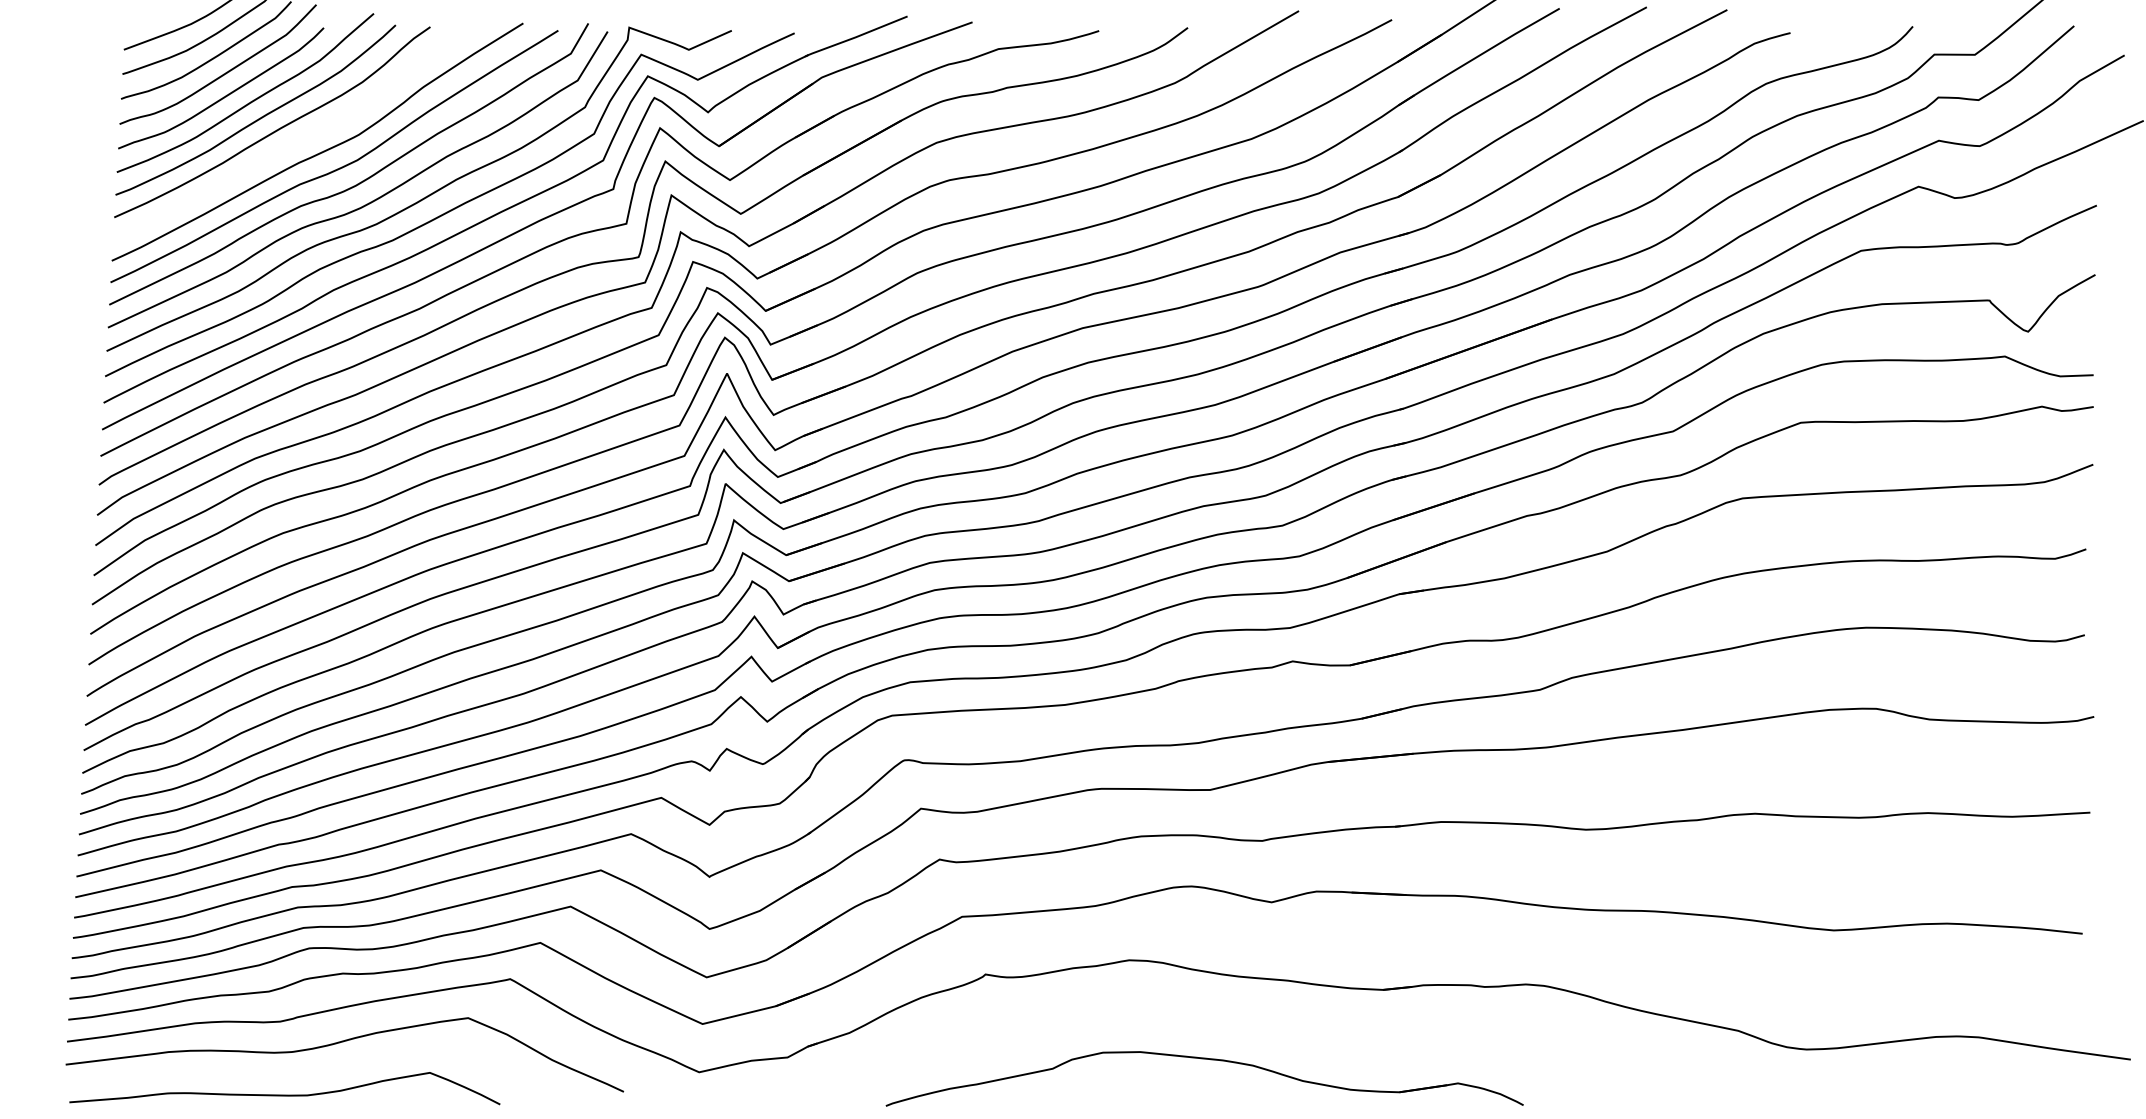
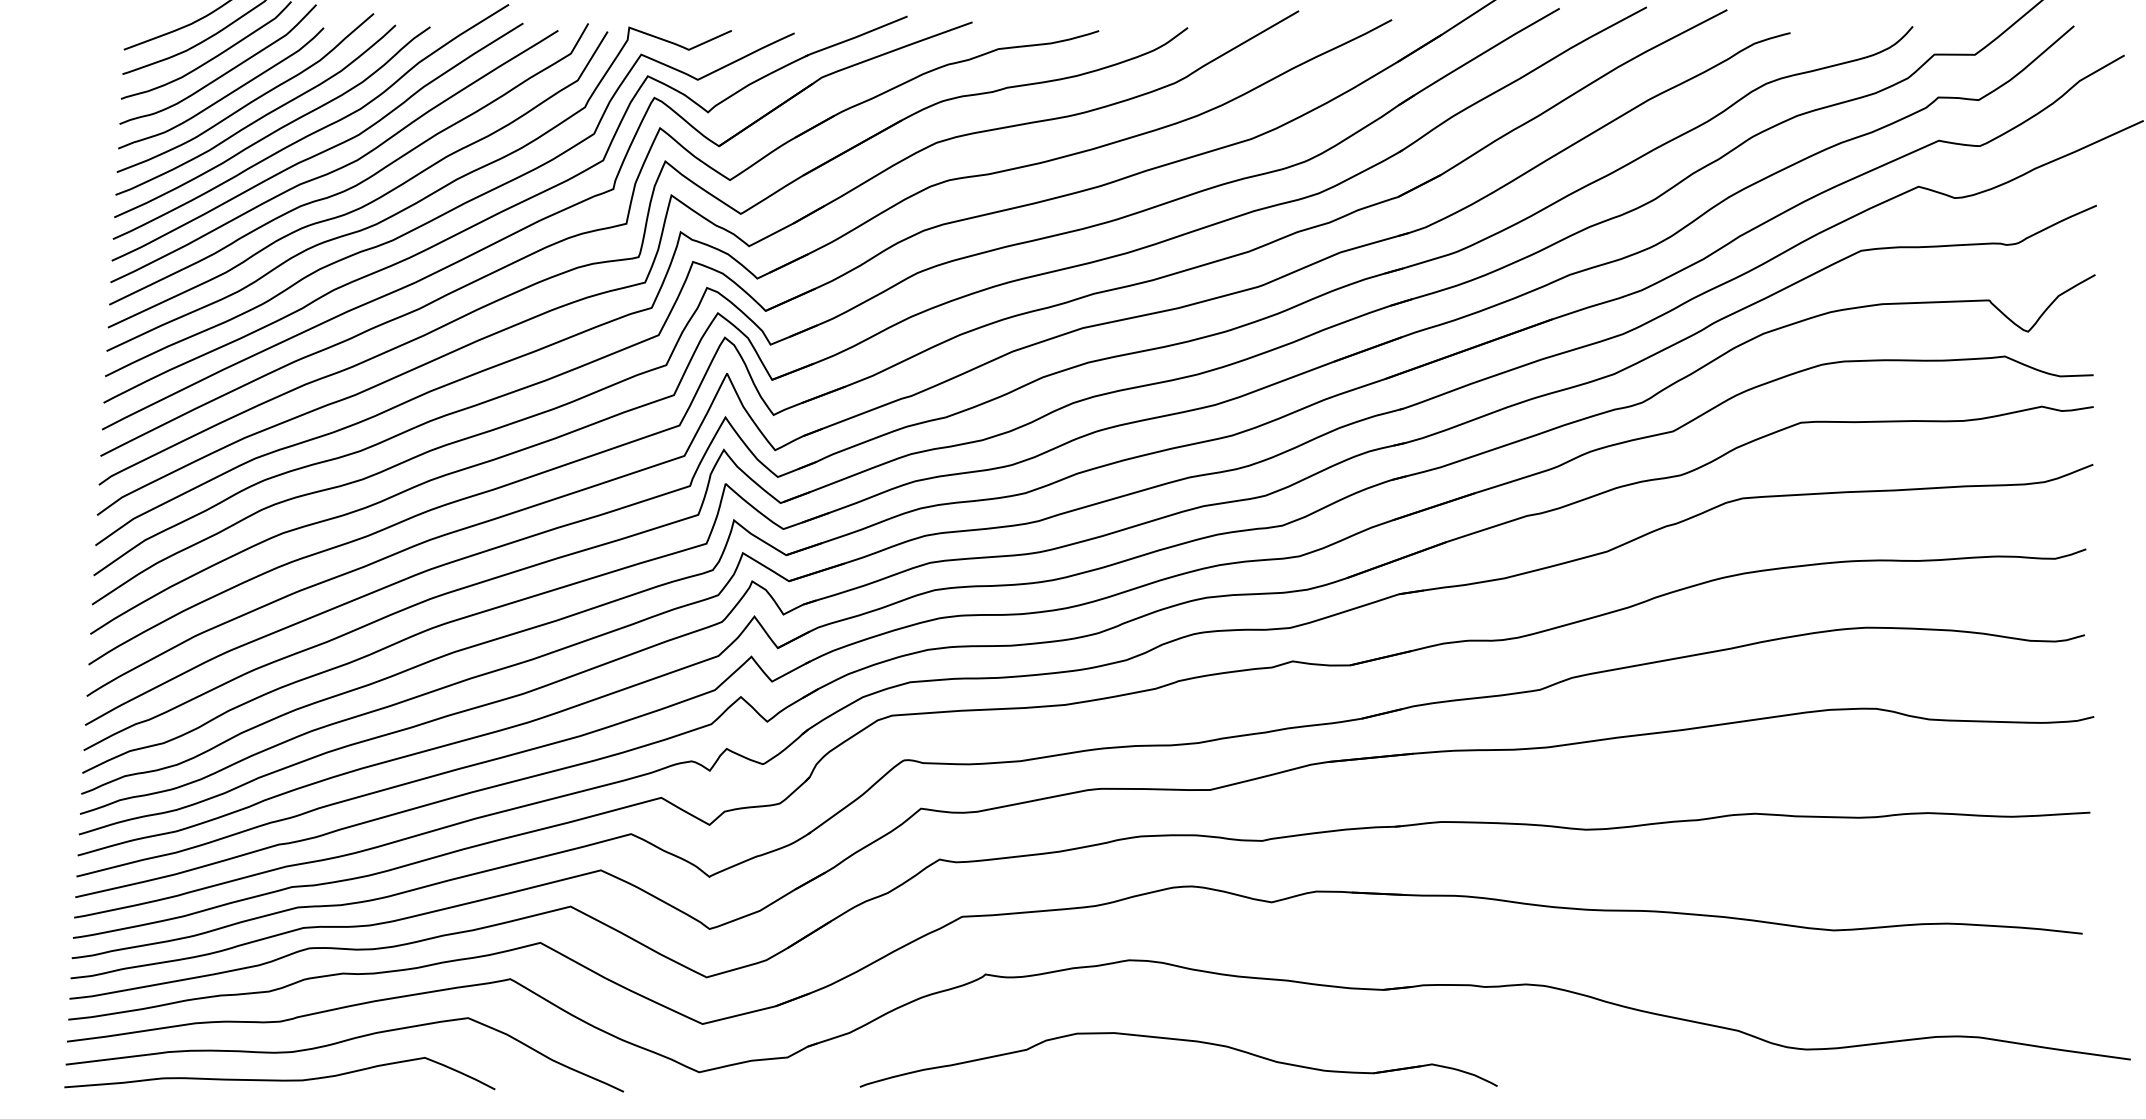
curve: none -> present (314, 131)
part position: (1210, 1060) -> (1184, 1041) (1184, 1041)
curve position: (284, 1094) -> (279, 1079) (279, 1079)
